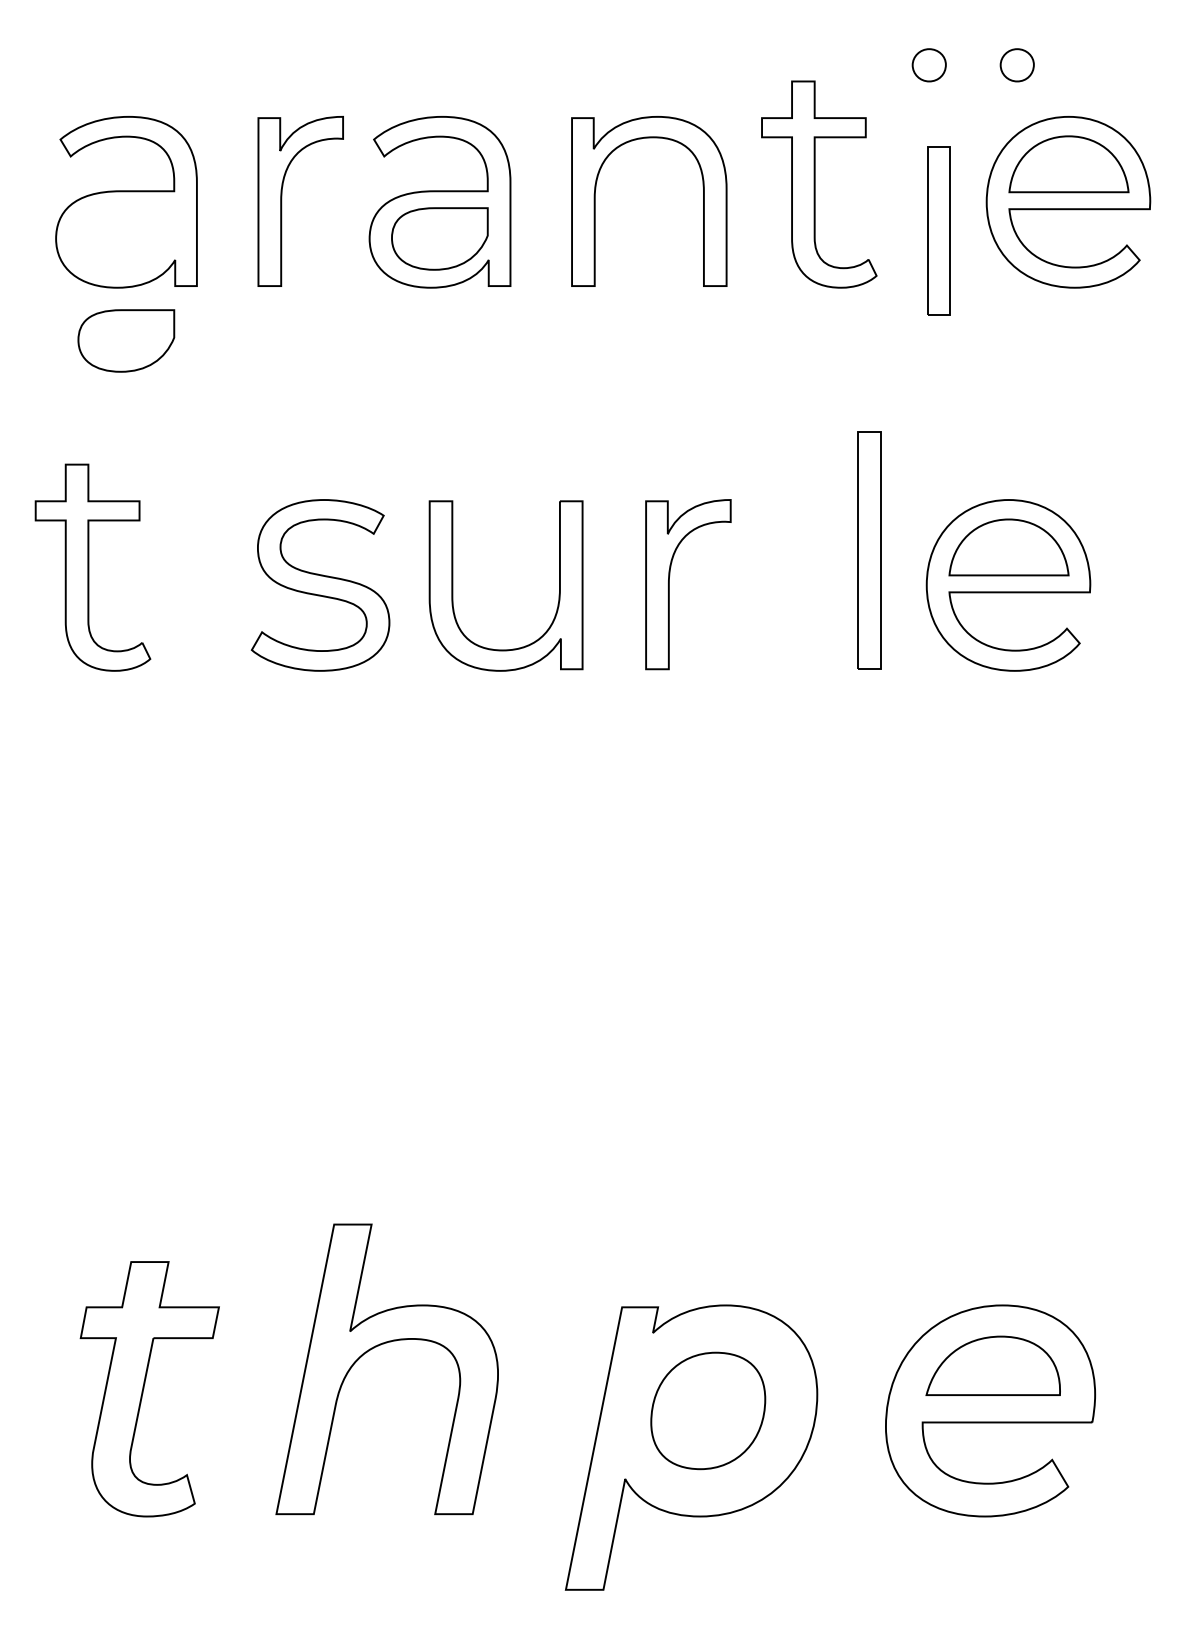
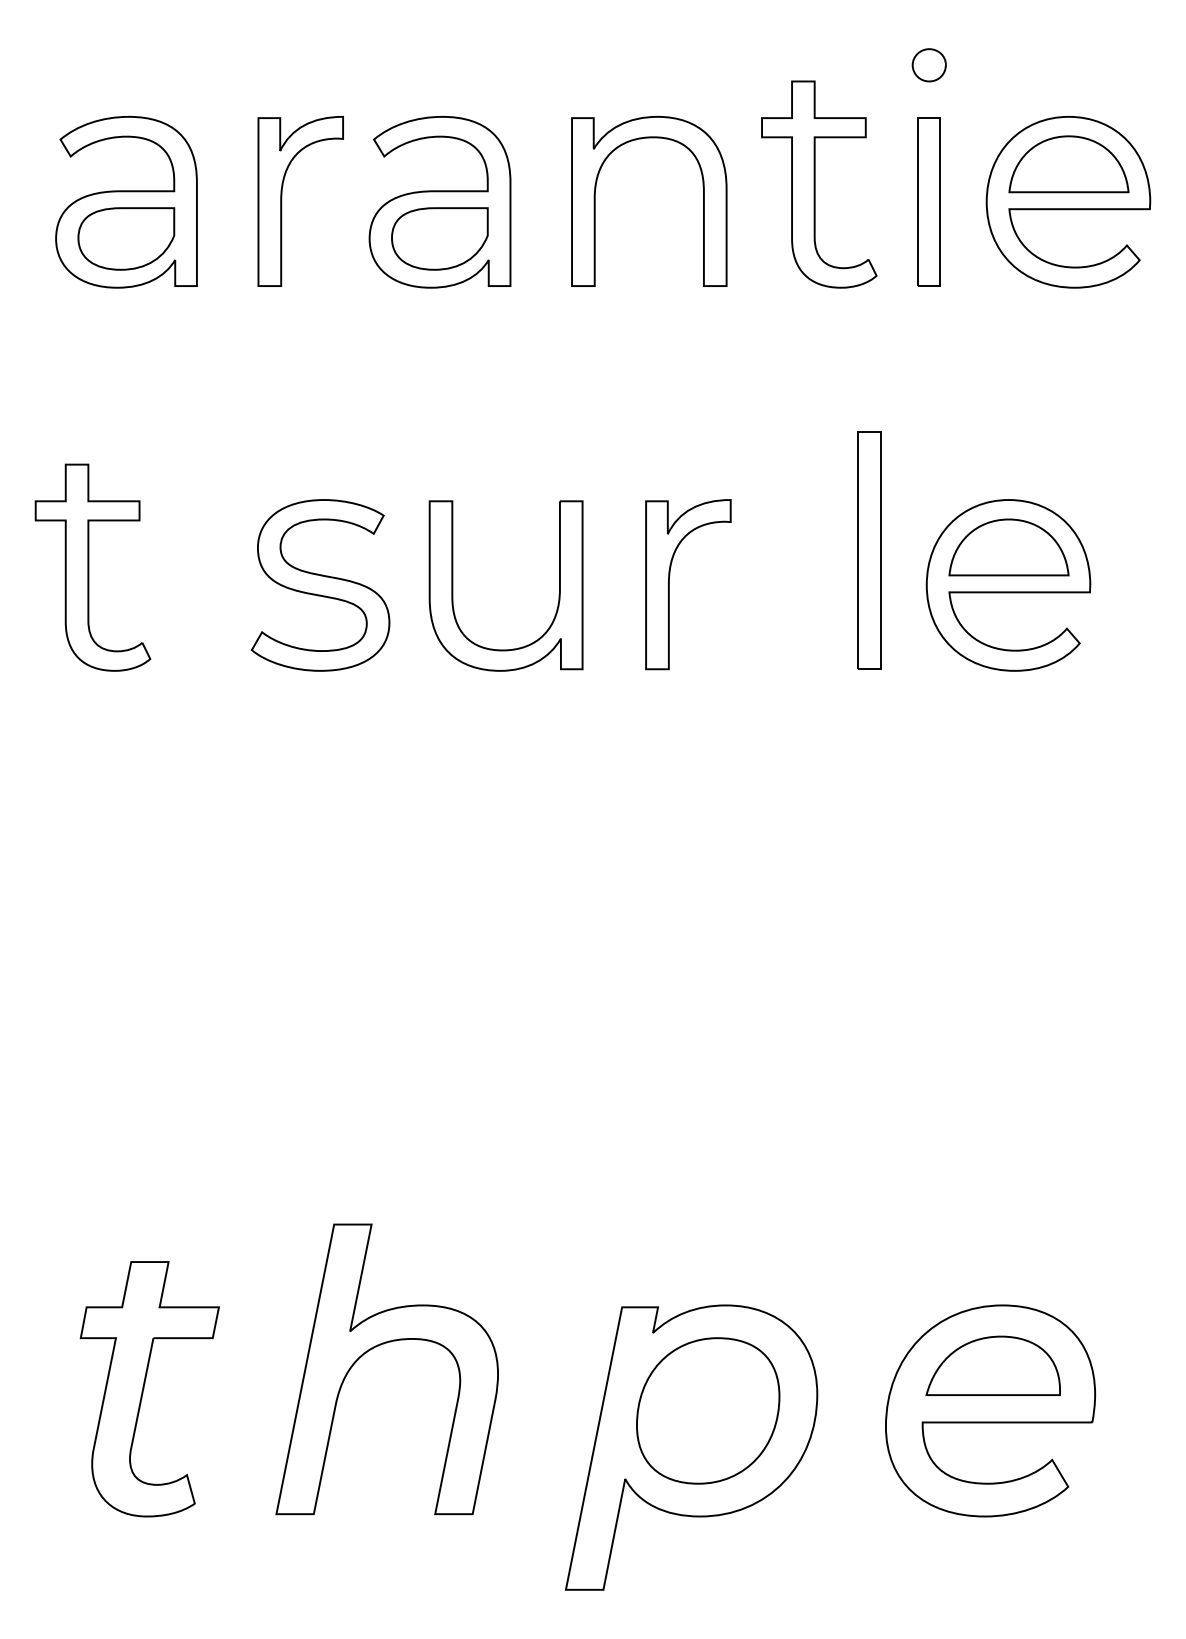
part: present -> none (1016, 65)
part position: (938, 230) -> (928, 201) (928, 201)
part position: (126, 340) -> (126, 238) (126, 238)
part size: 117x120 px -> 145x148 px (708, 1410)
